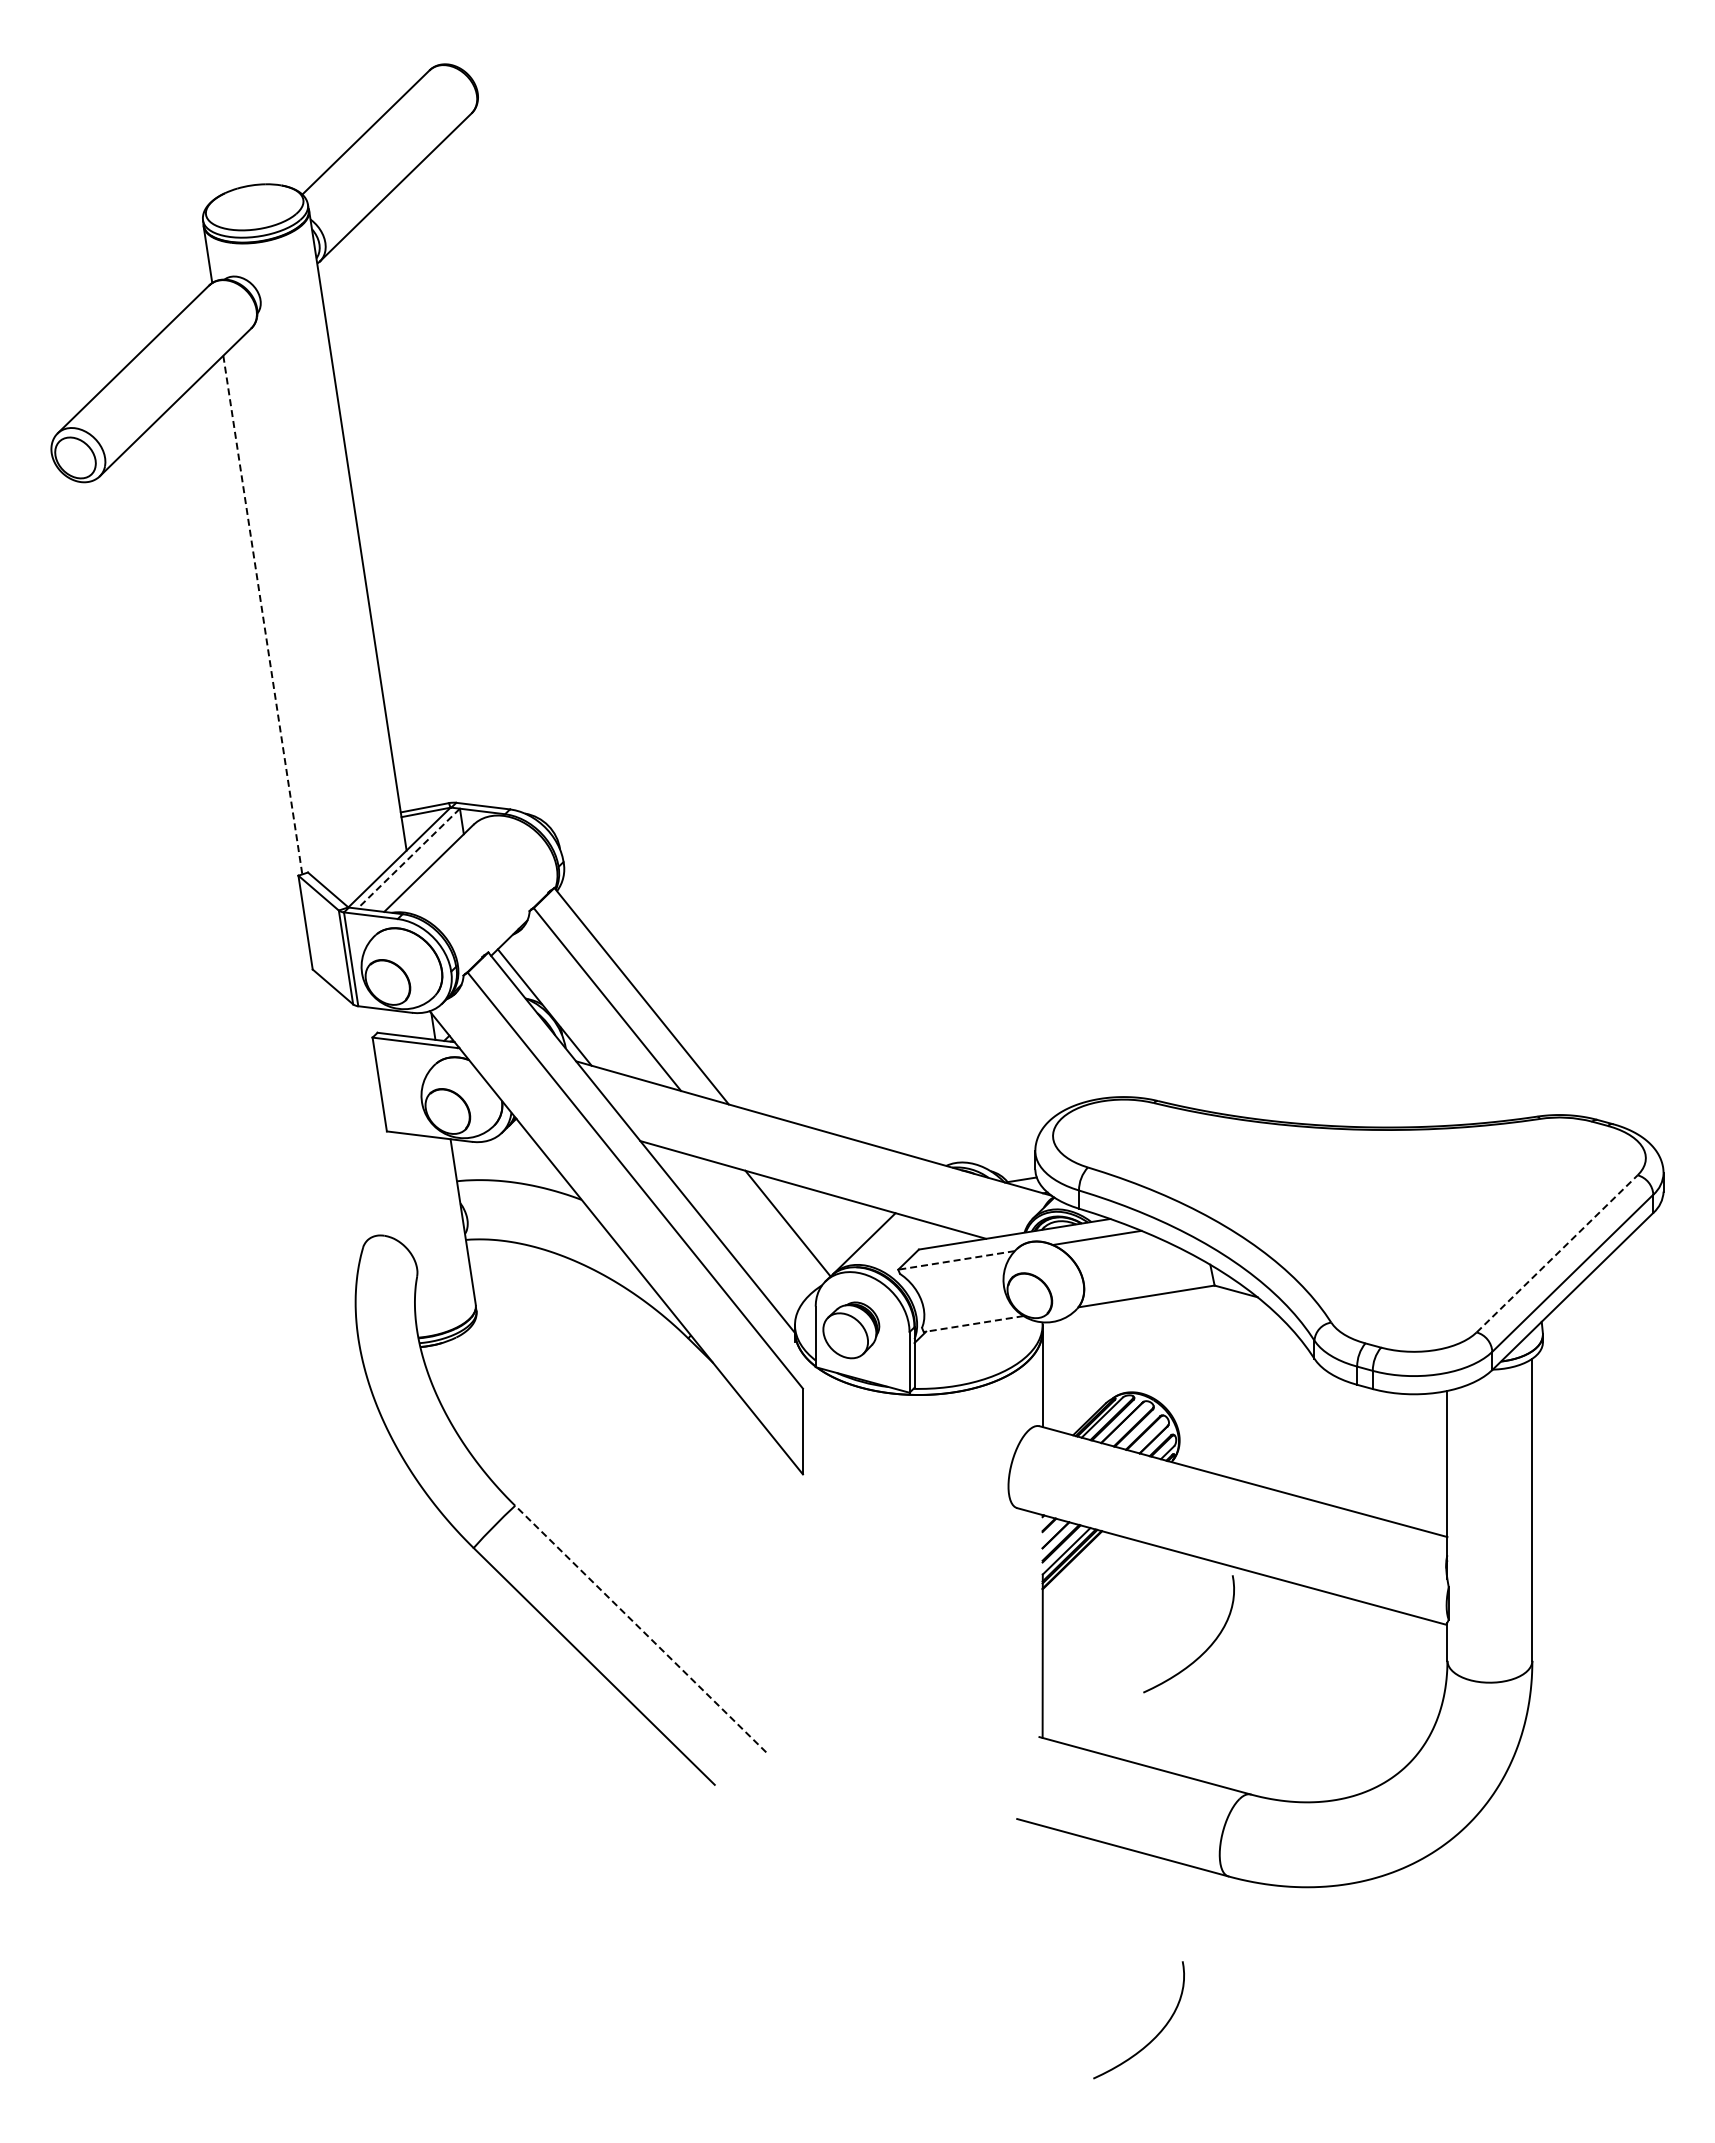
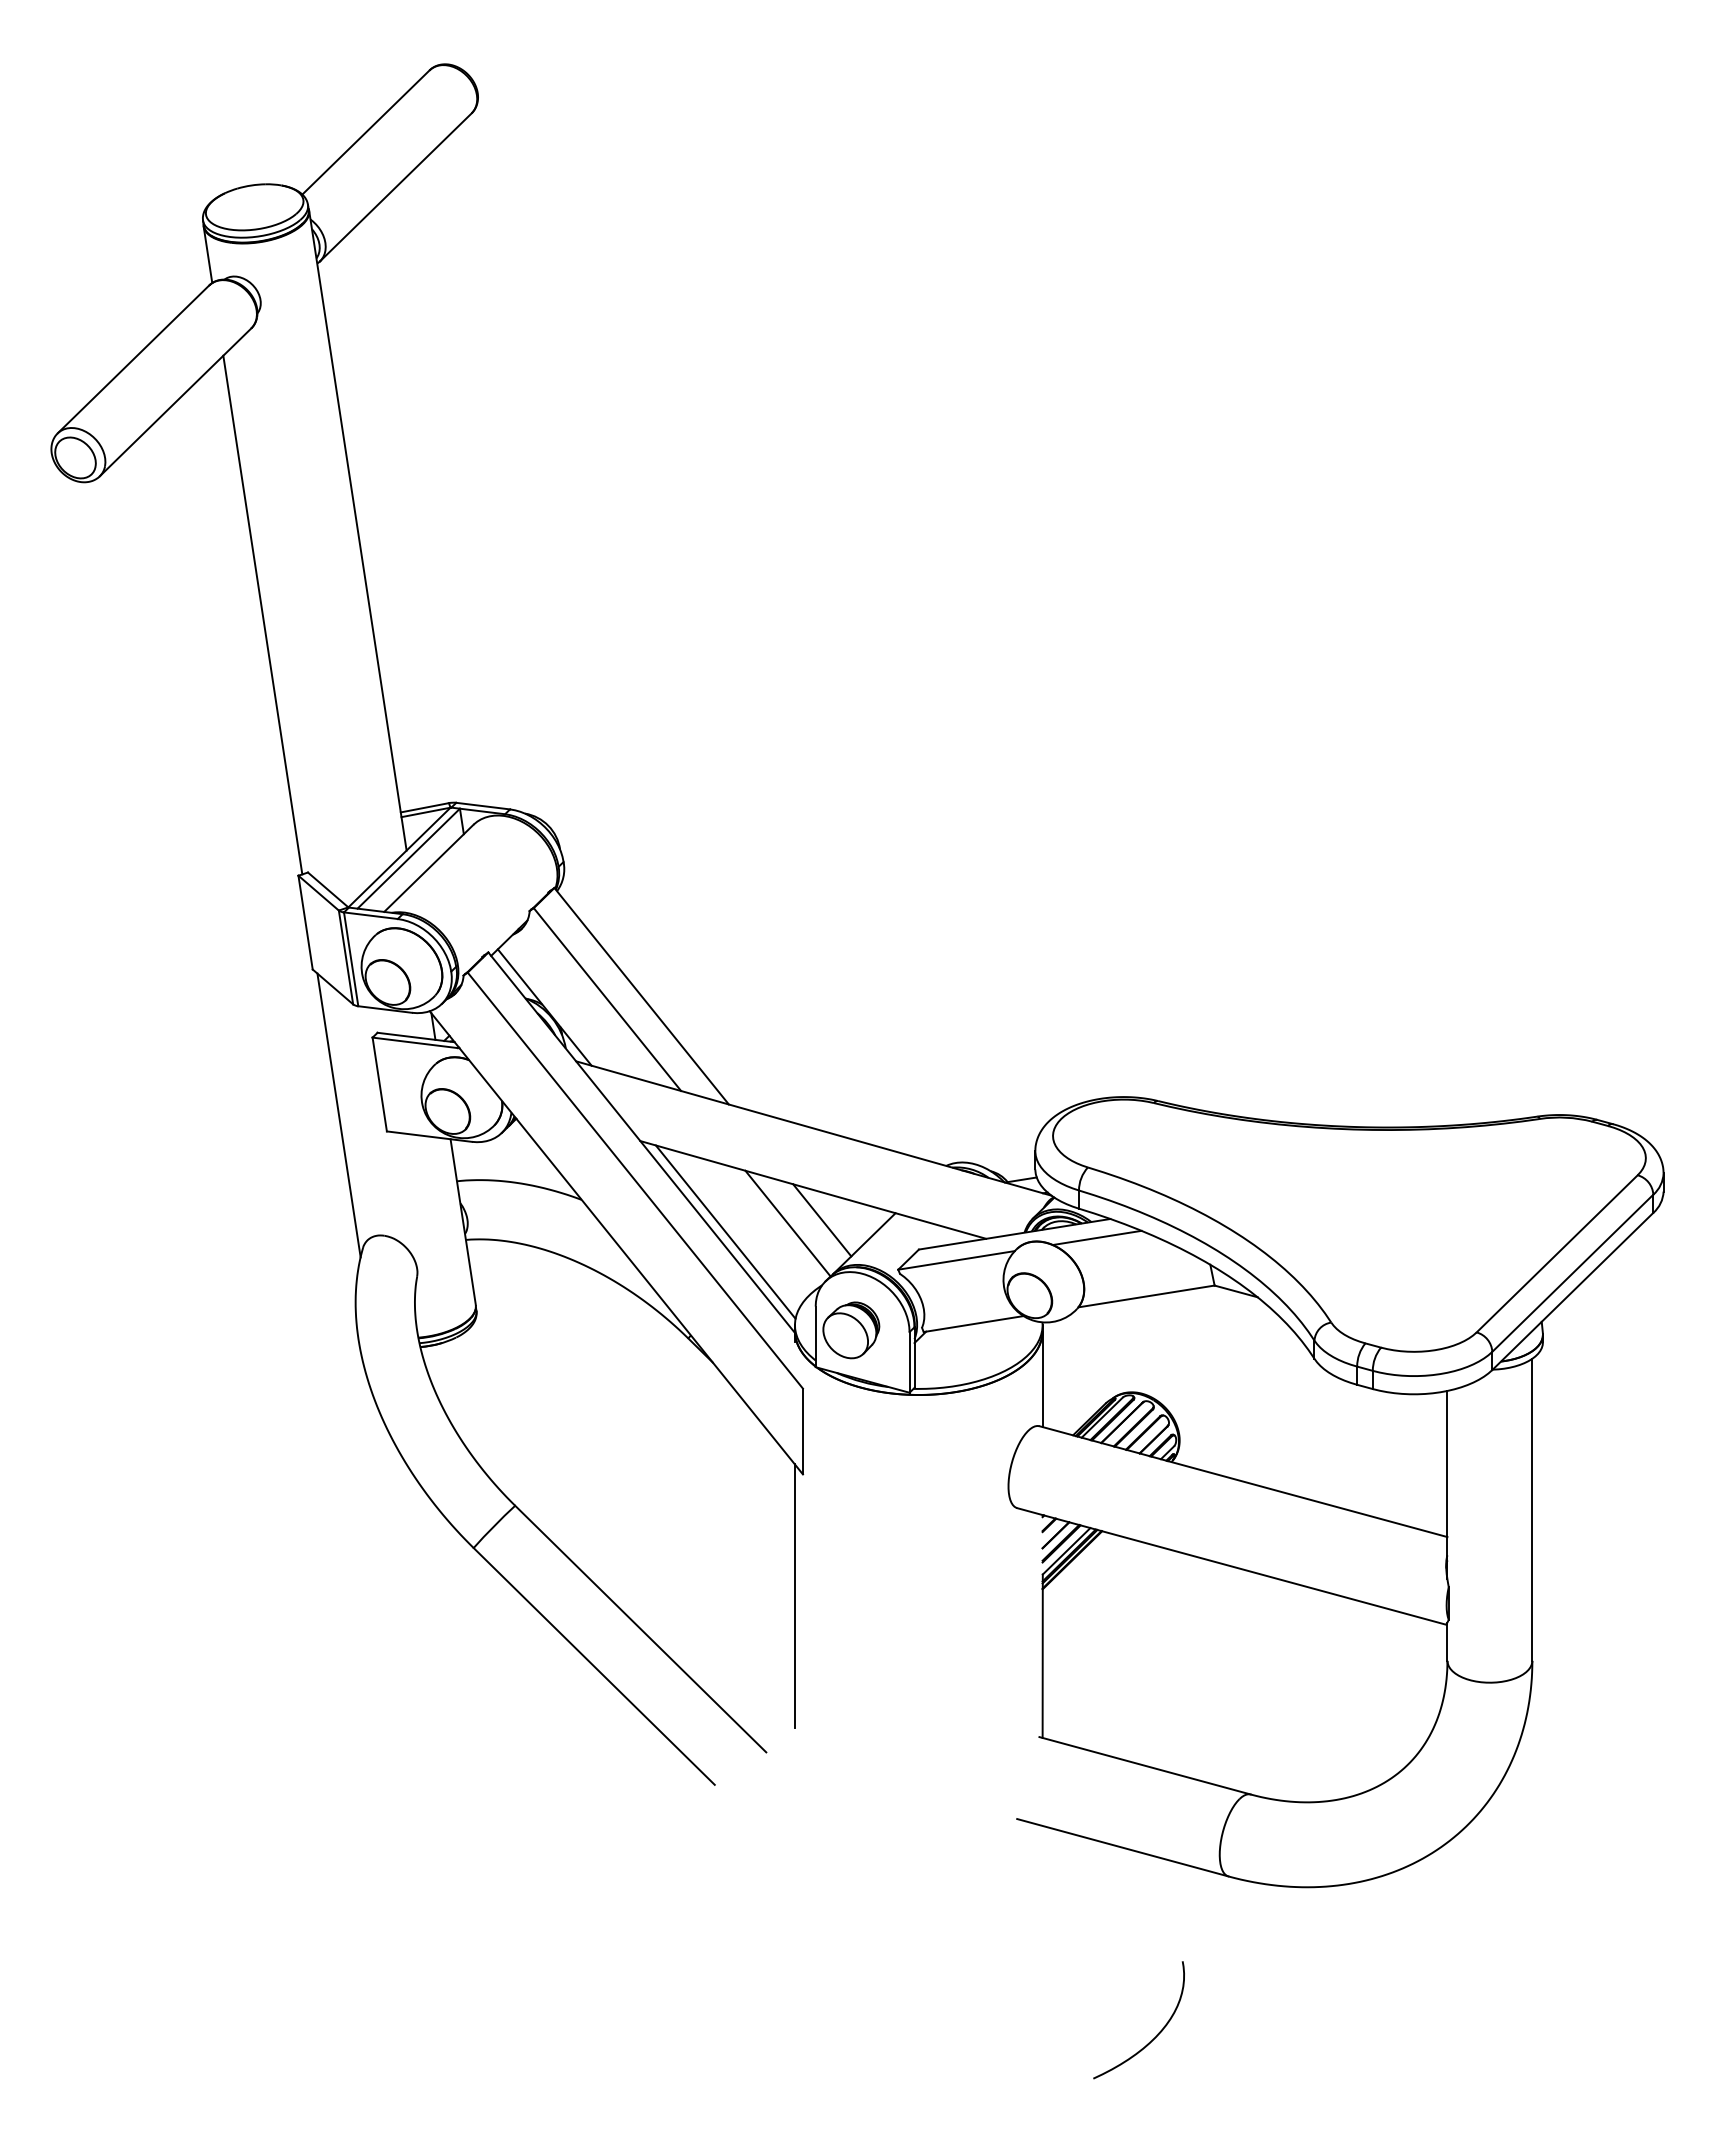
line: dashed -> solid (262, 615)
line: dashed -> solid (408, 858)
line: none -> present (338, 1115)
line: none -> present (822, 1220)
line: none -> present (725, 1231)
line: dashed -> solid (1557, 1253)
line: dashed -> solid (956, 1260)
line: dashed -> solid (973, 1324)
line: none -> present (794, 1595)
line: dashed -> solid (640, 1629)
curve: present -> none (1207, 1647)
